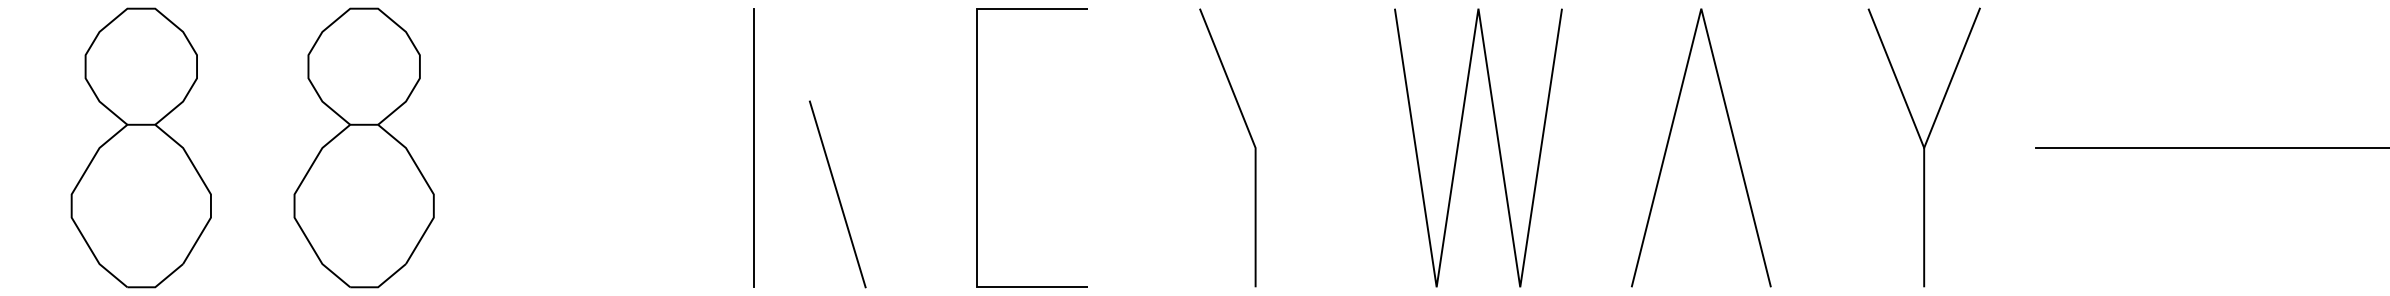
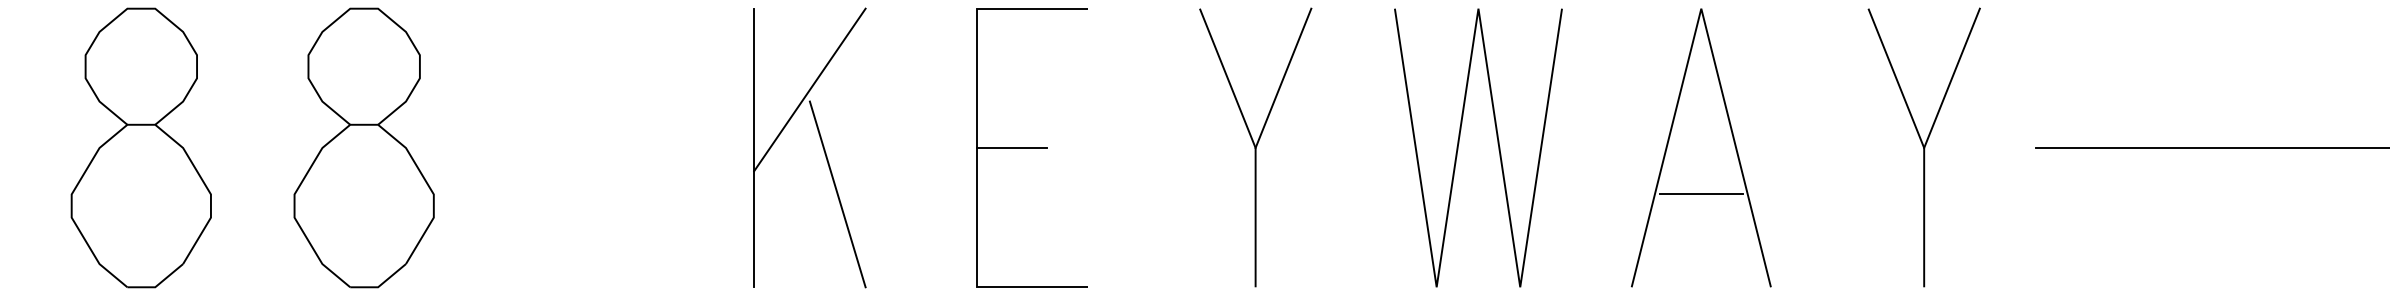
line: none -> present (1283, 77)
line: none -> present (809, 89)
line: none -> present (1011, 147)
line: none -> present (1701, 194)
